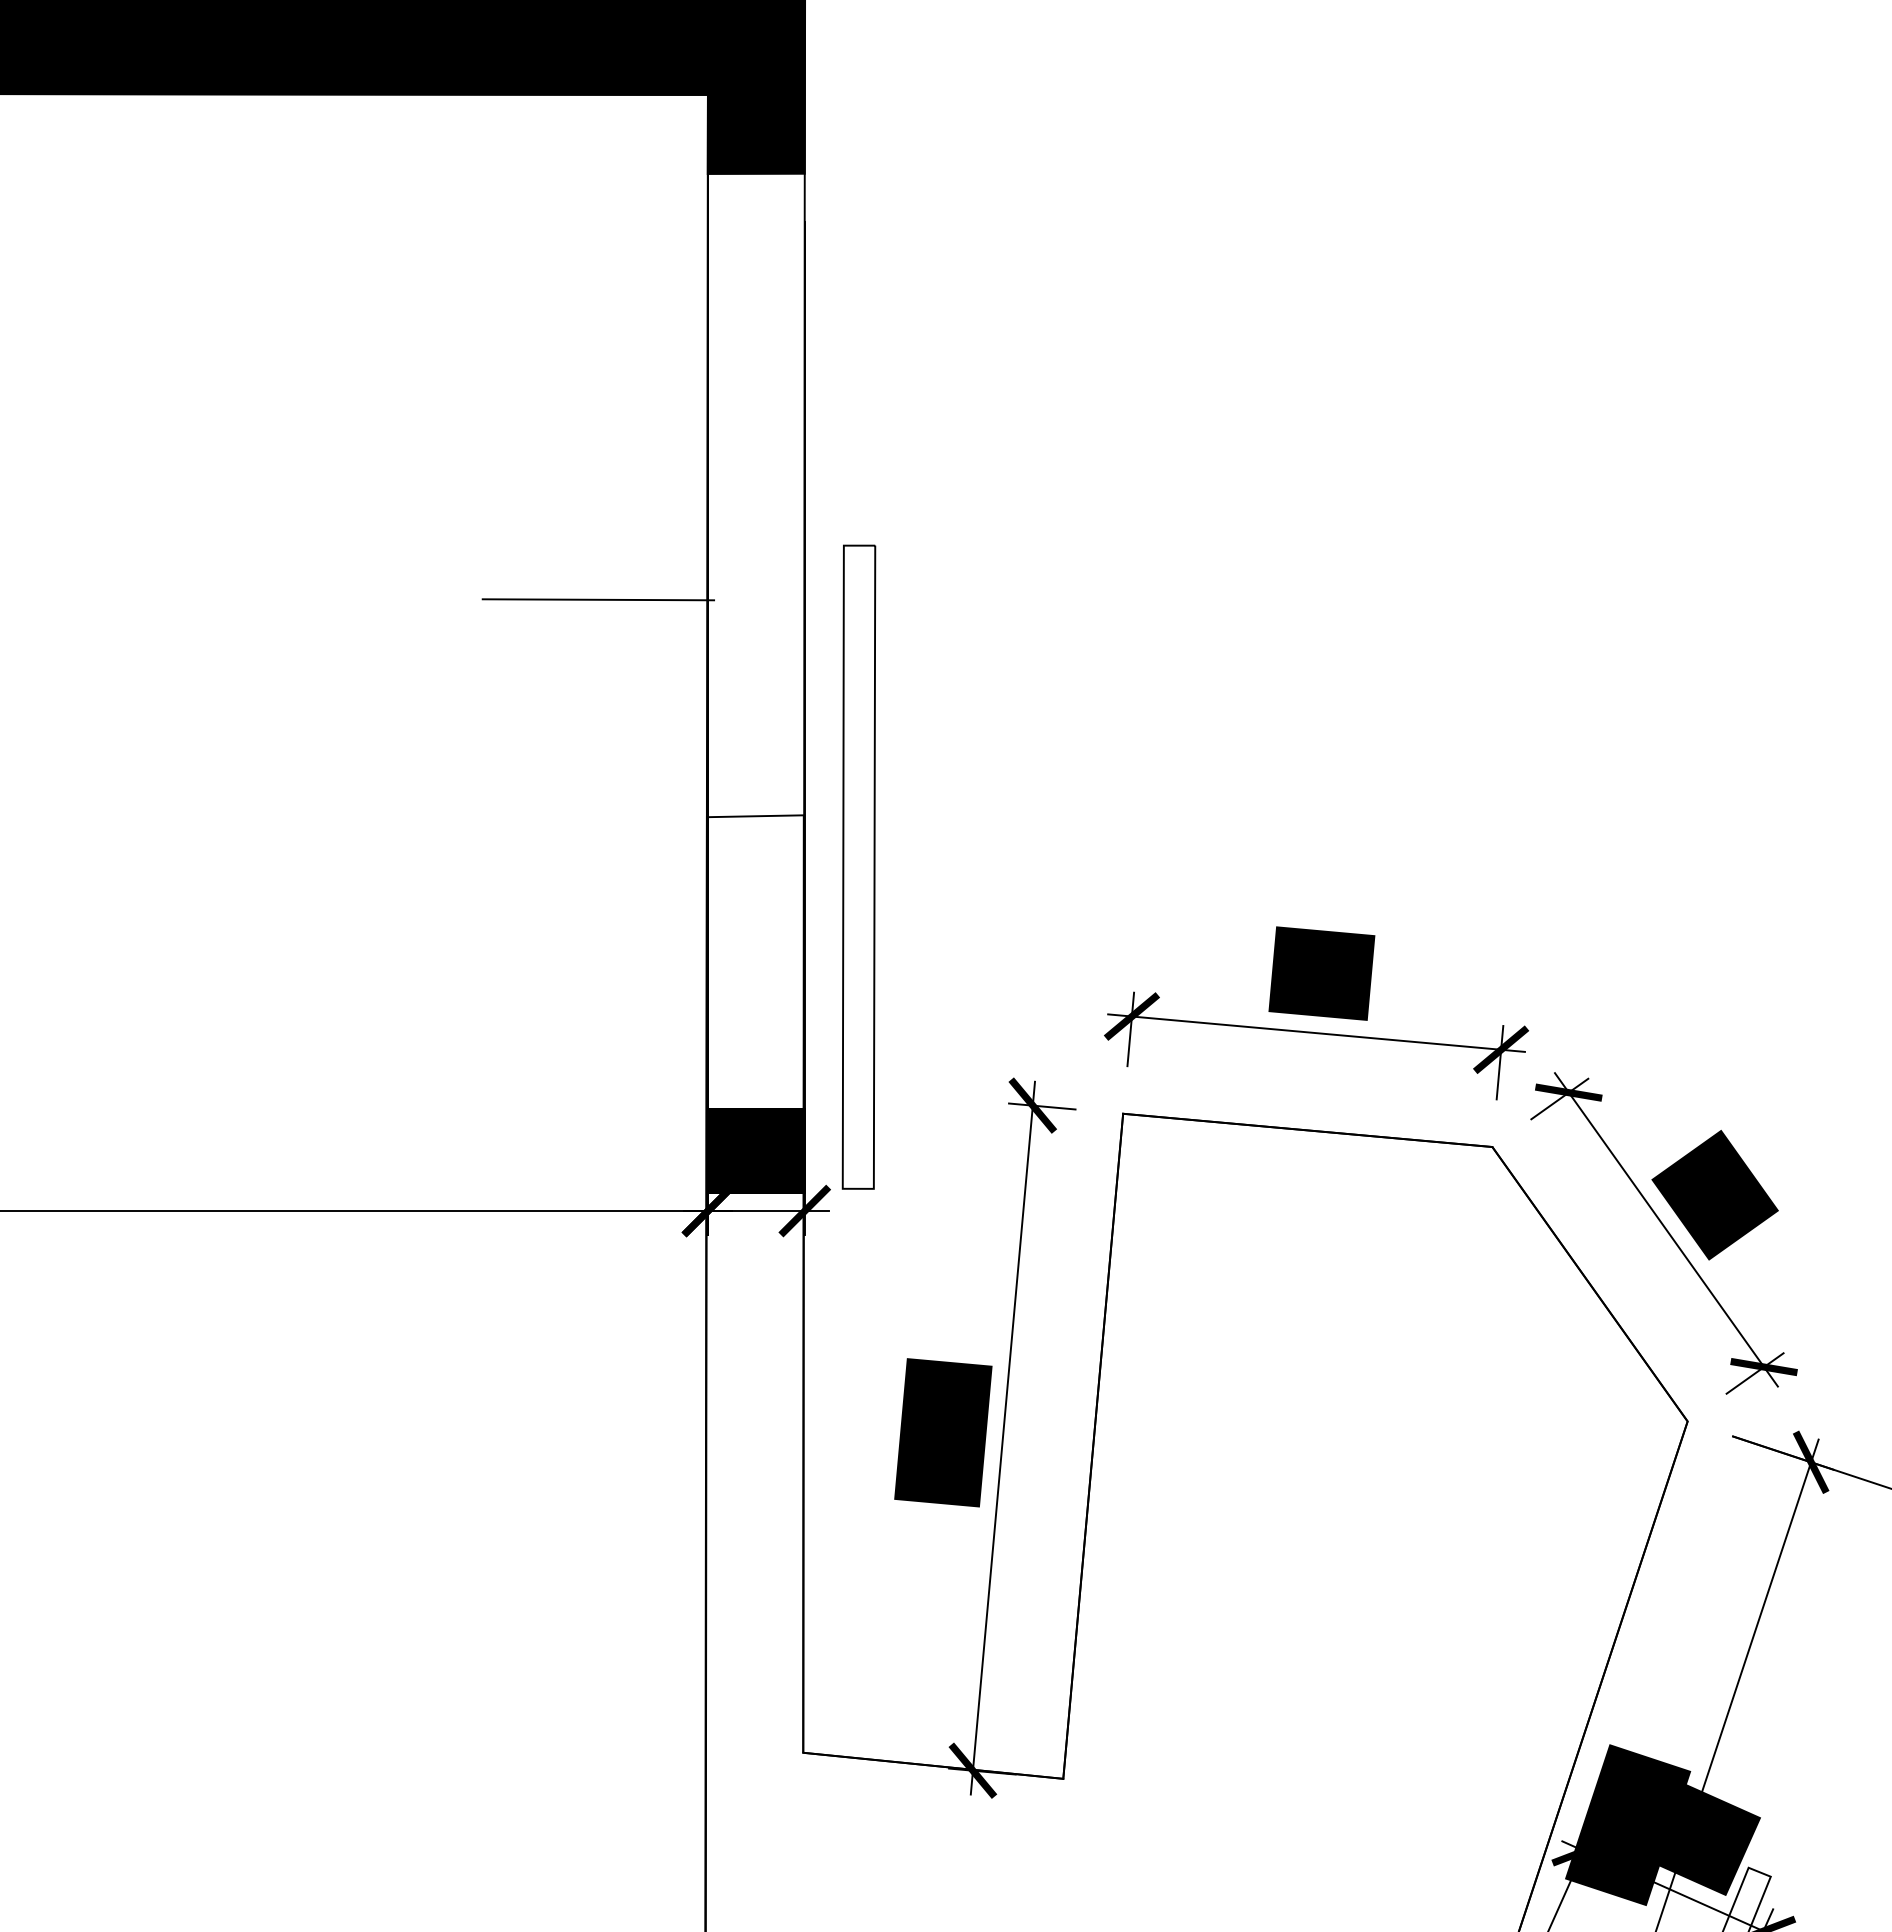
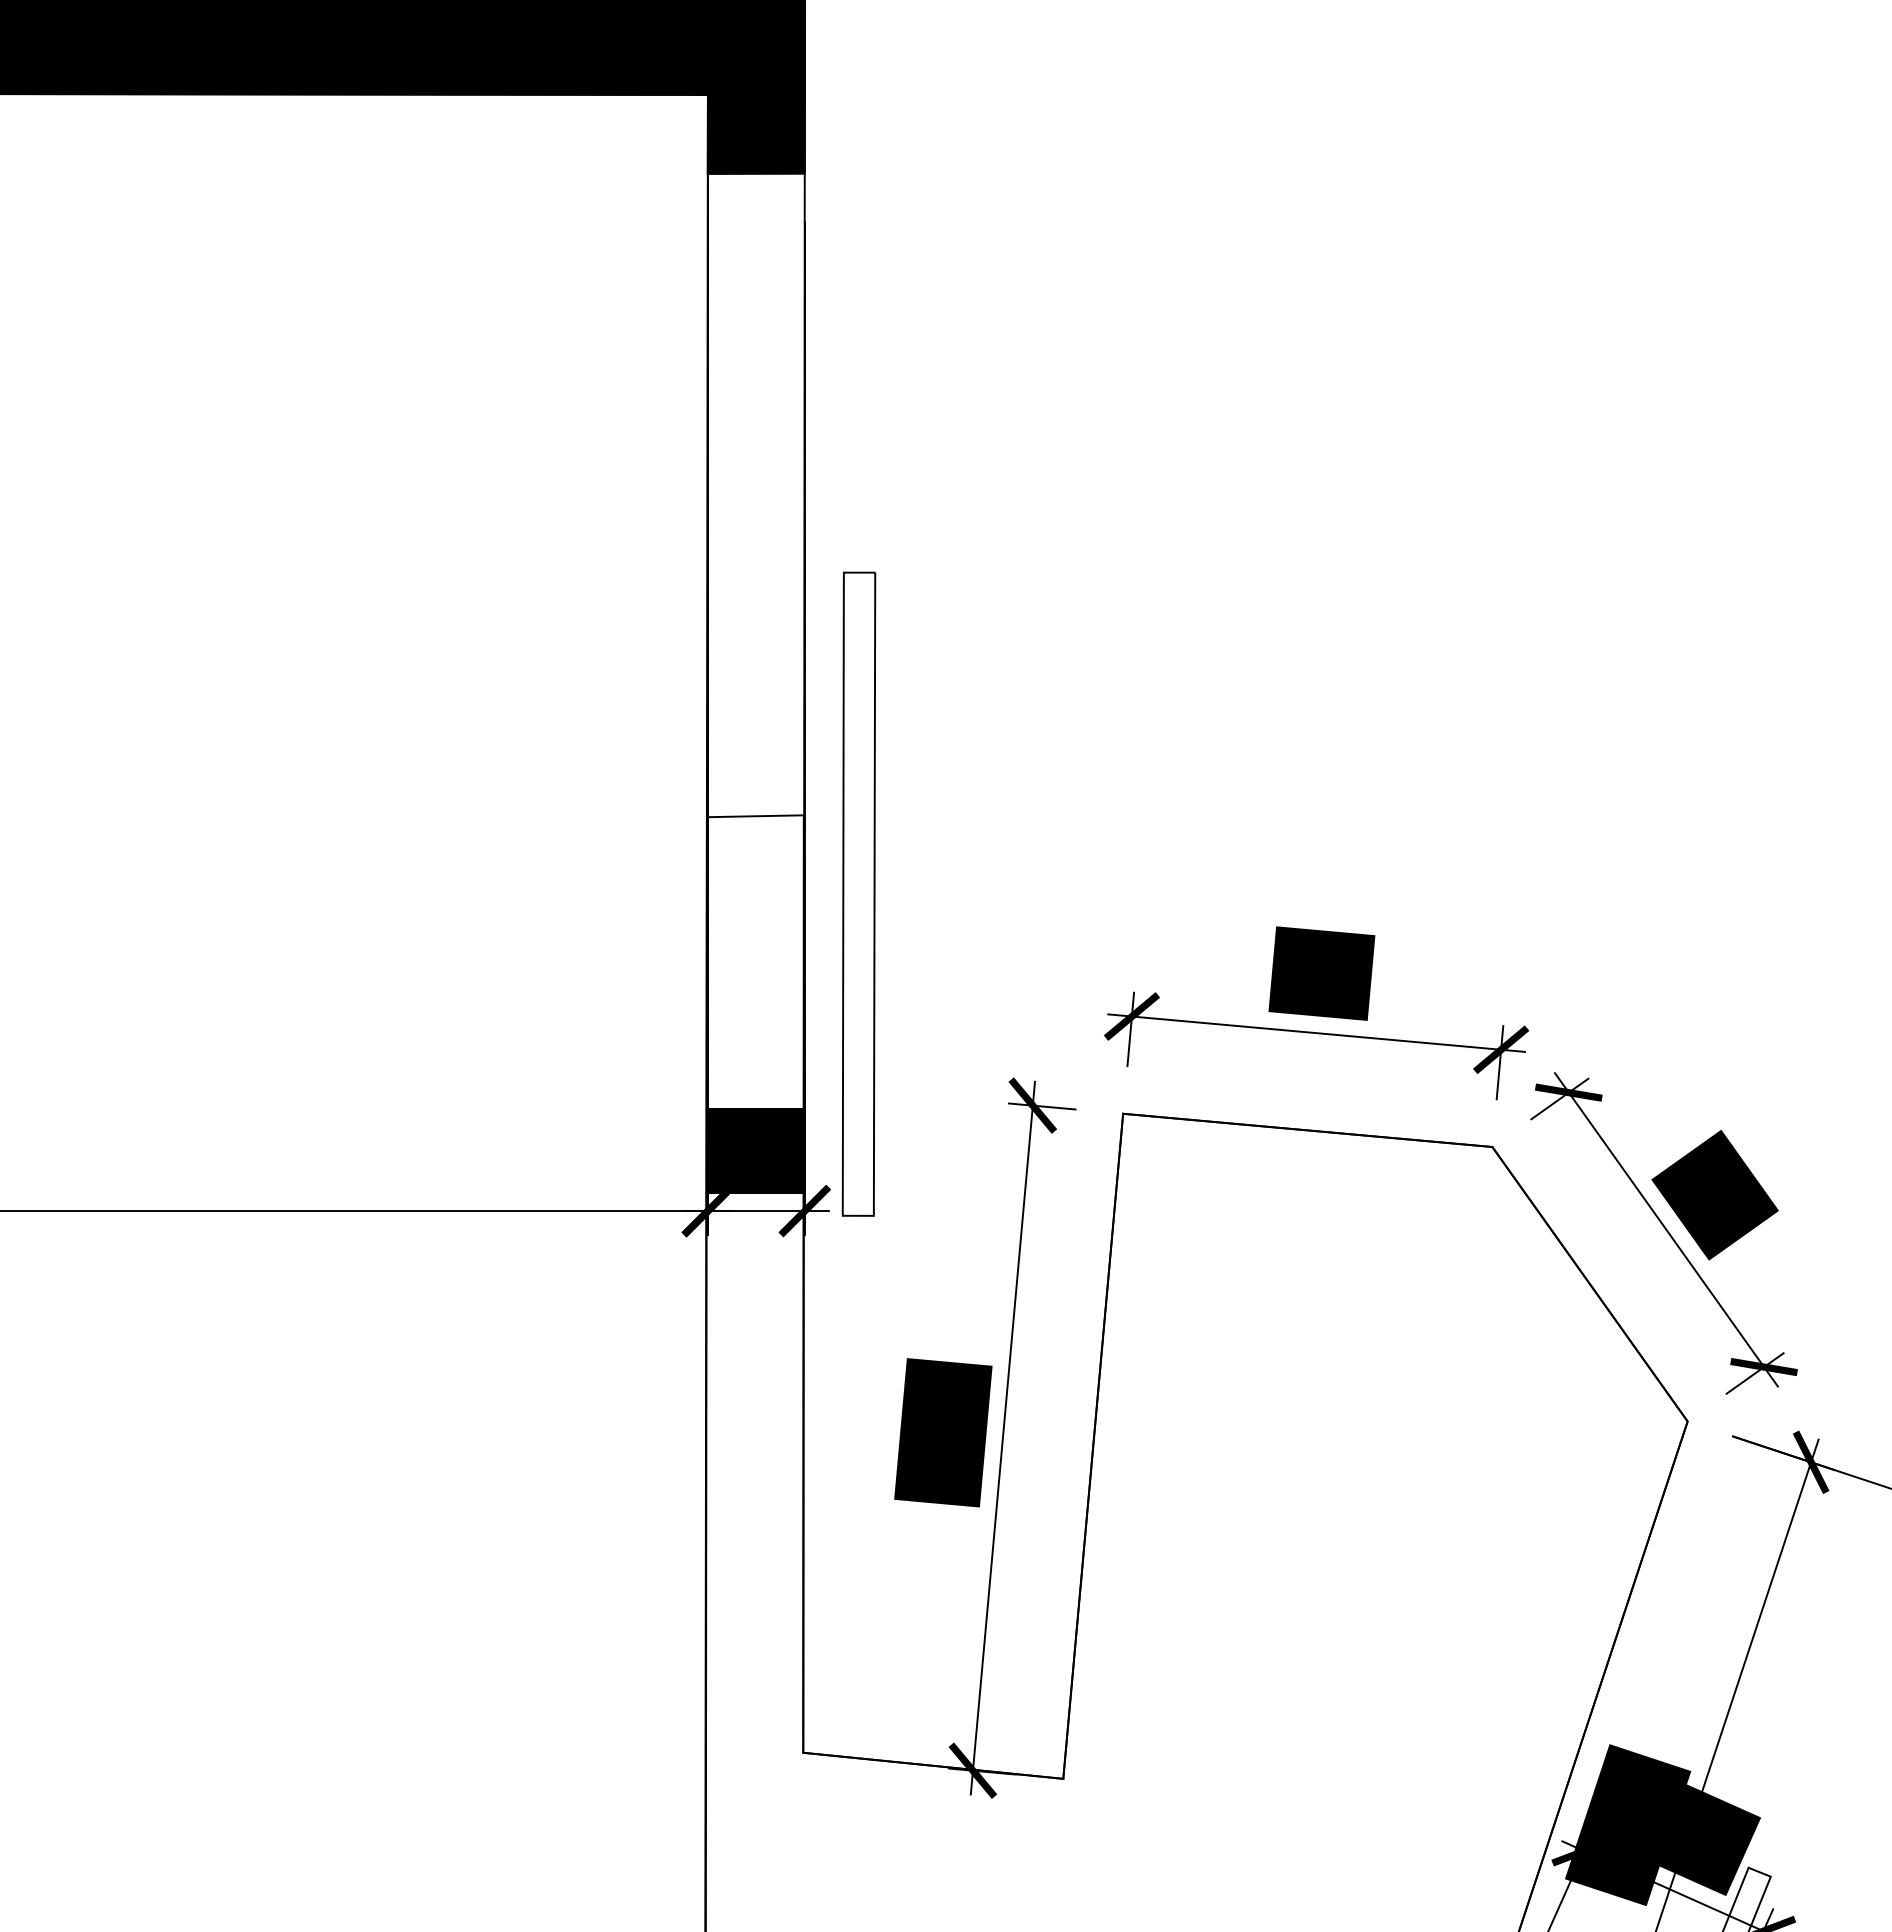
line: present -> none (598, 599)
part position: (858, 866) -> (858, 893) (858, 893)
